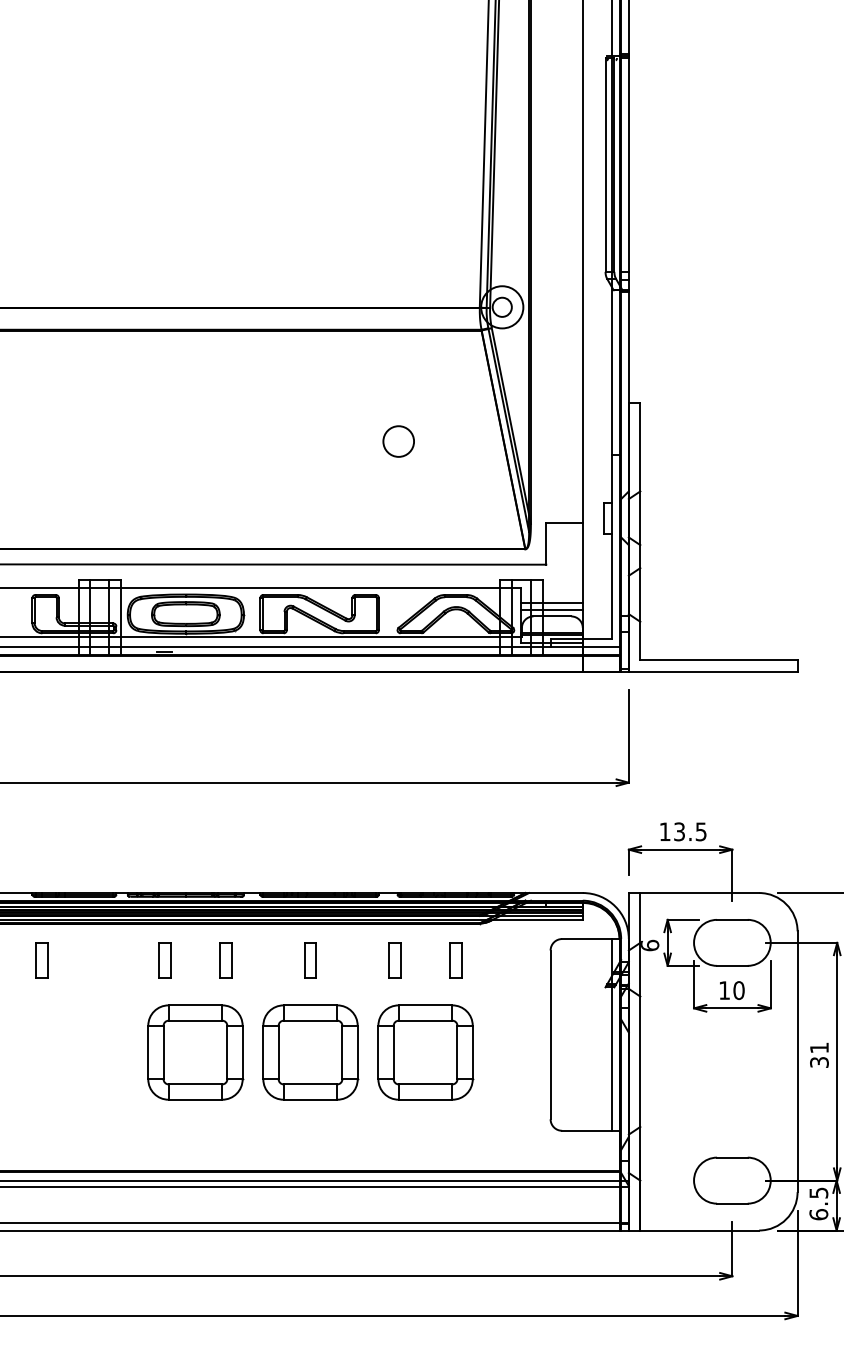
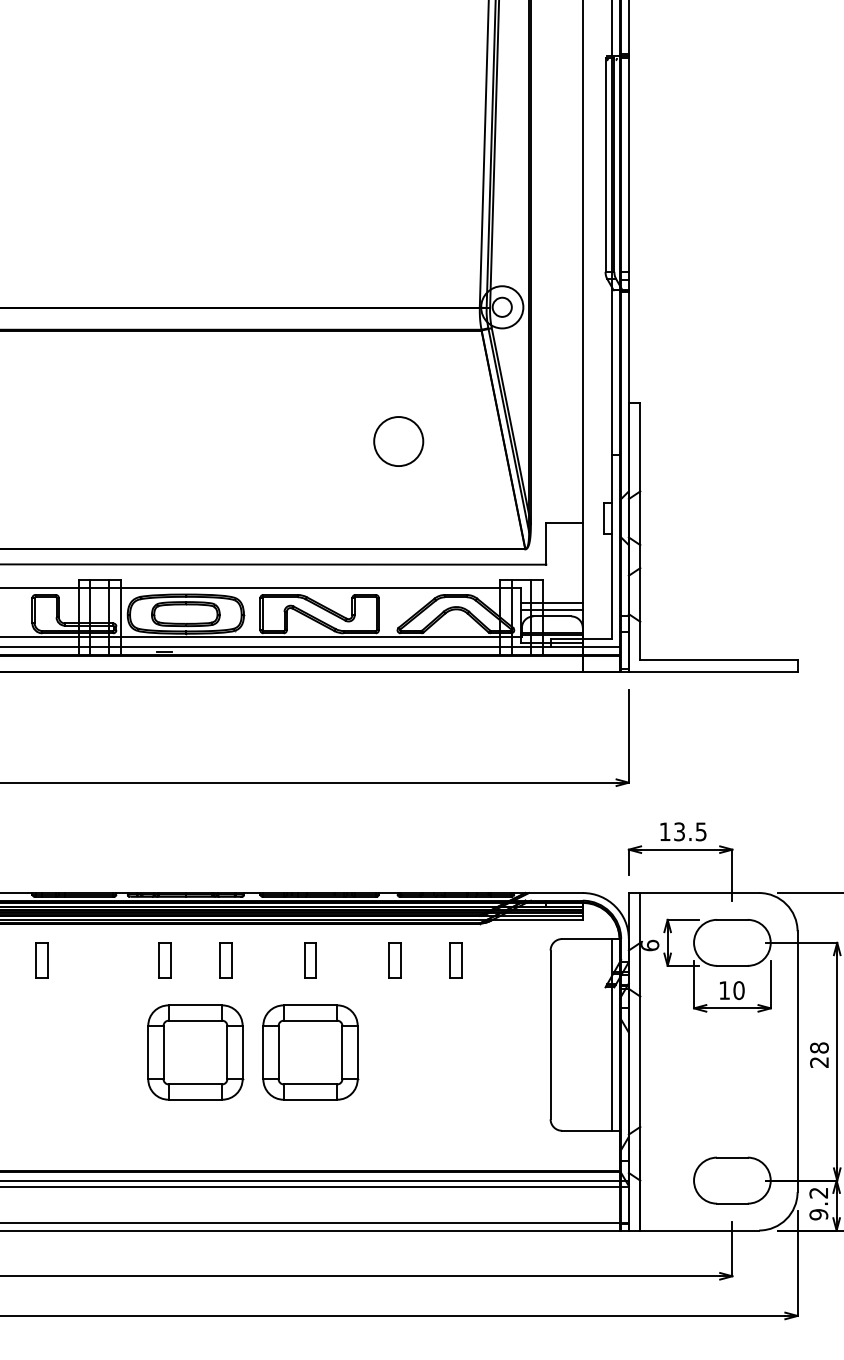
circle diameter: 31 px -> 49 px (398, 441)
part: present -> none (425, 1052)
text: 31 -> 28 (819, 1054)
text: 6.5 -> 9.2 (818, 1203)
